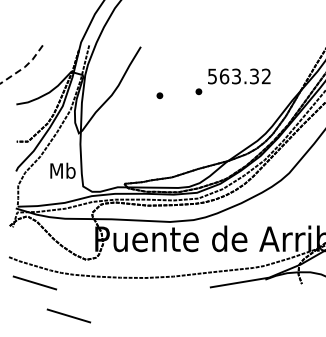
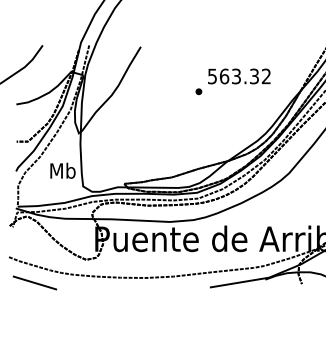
line: dashed -> solid (24, 67)
part: present -> none (159, 95)
line: present -> none (68, 315)
